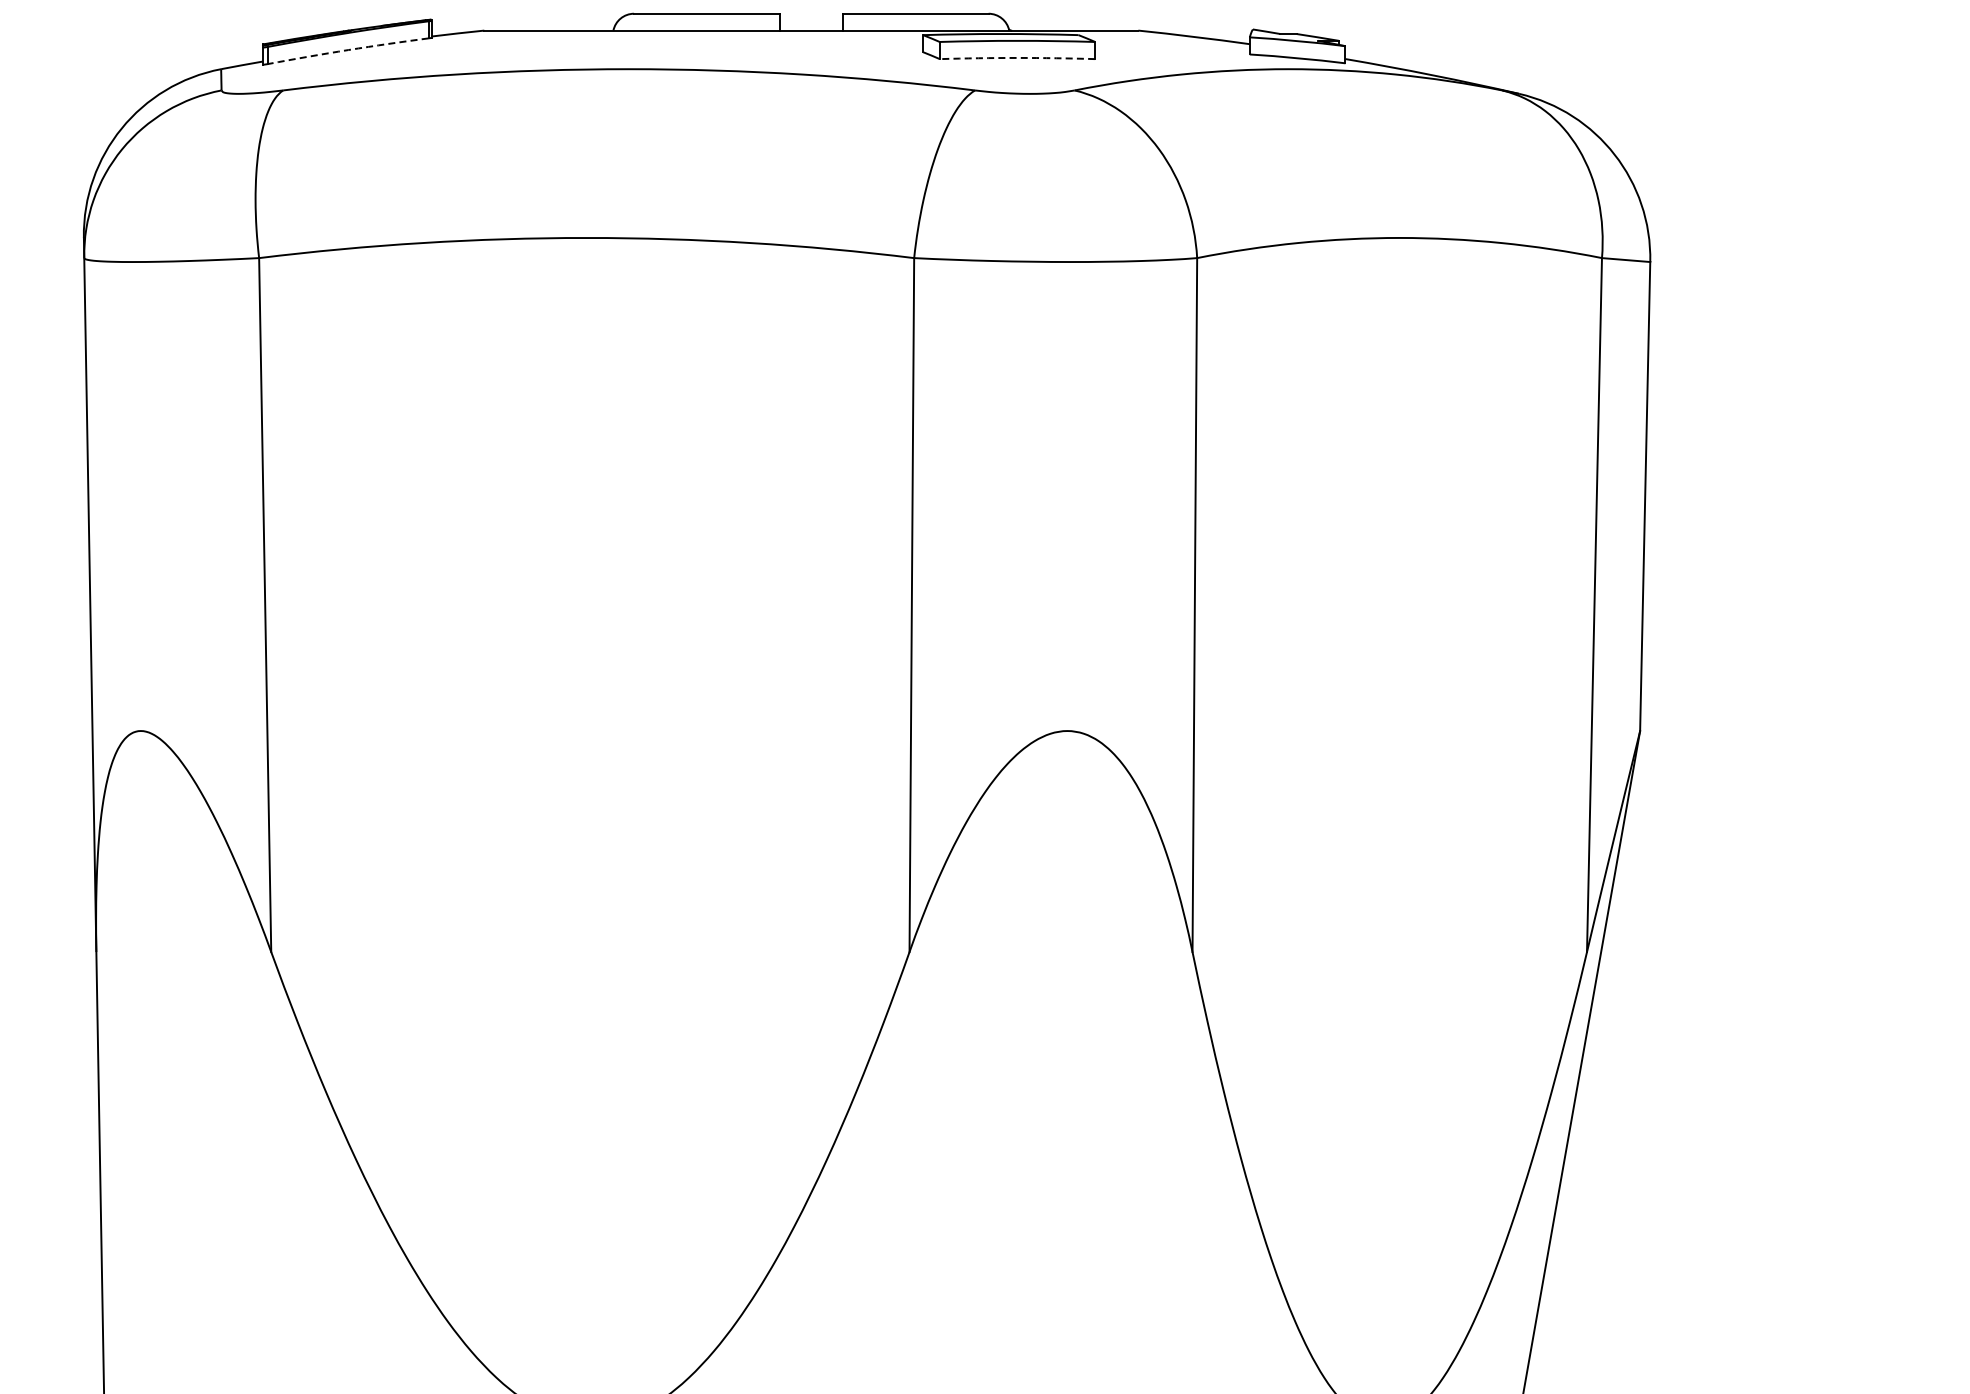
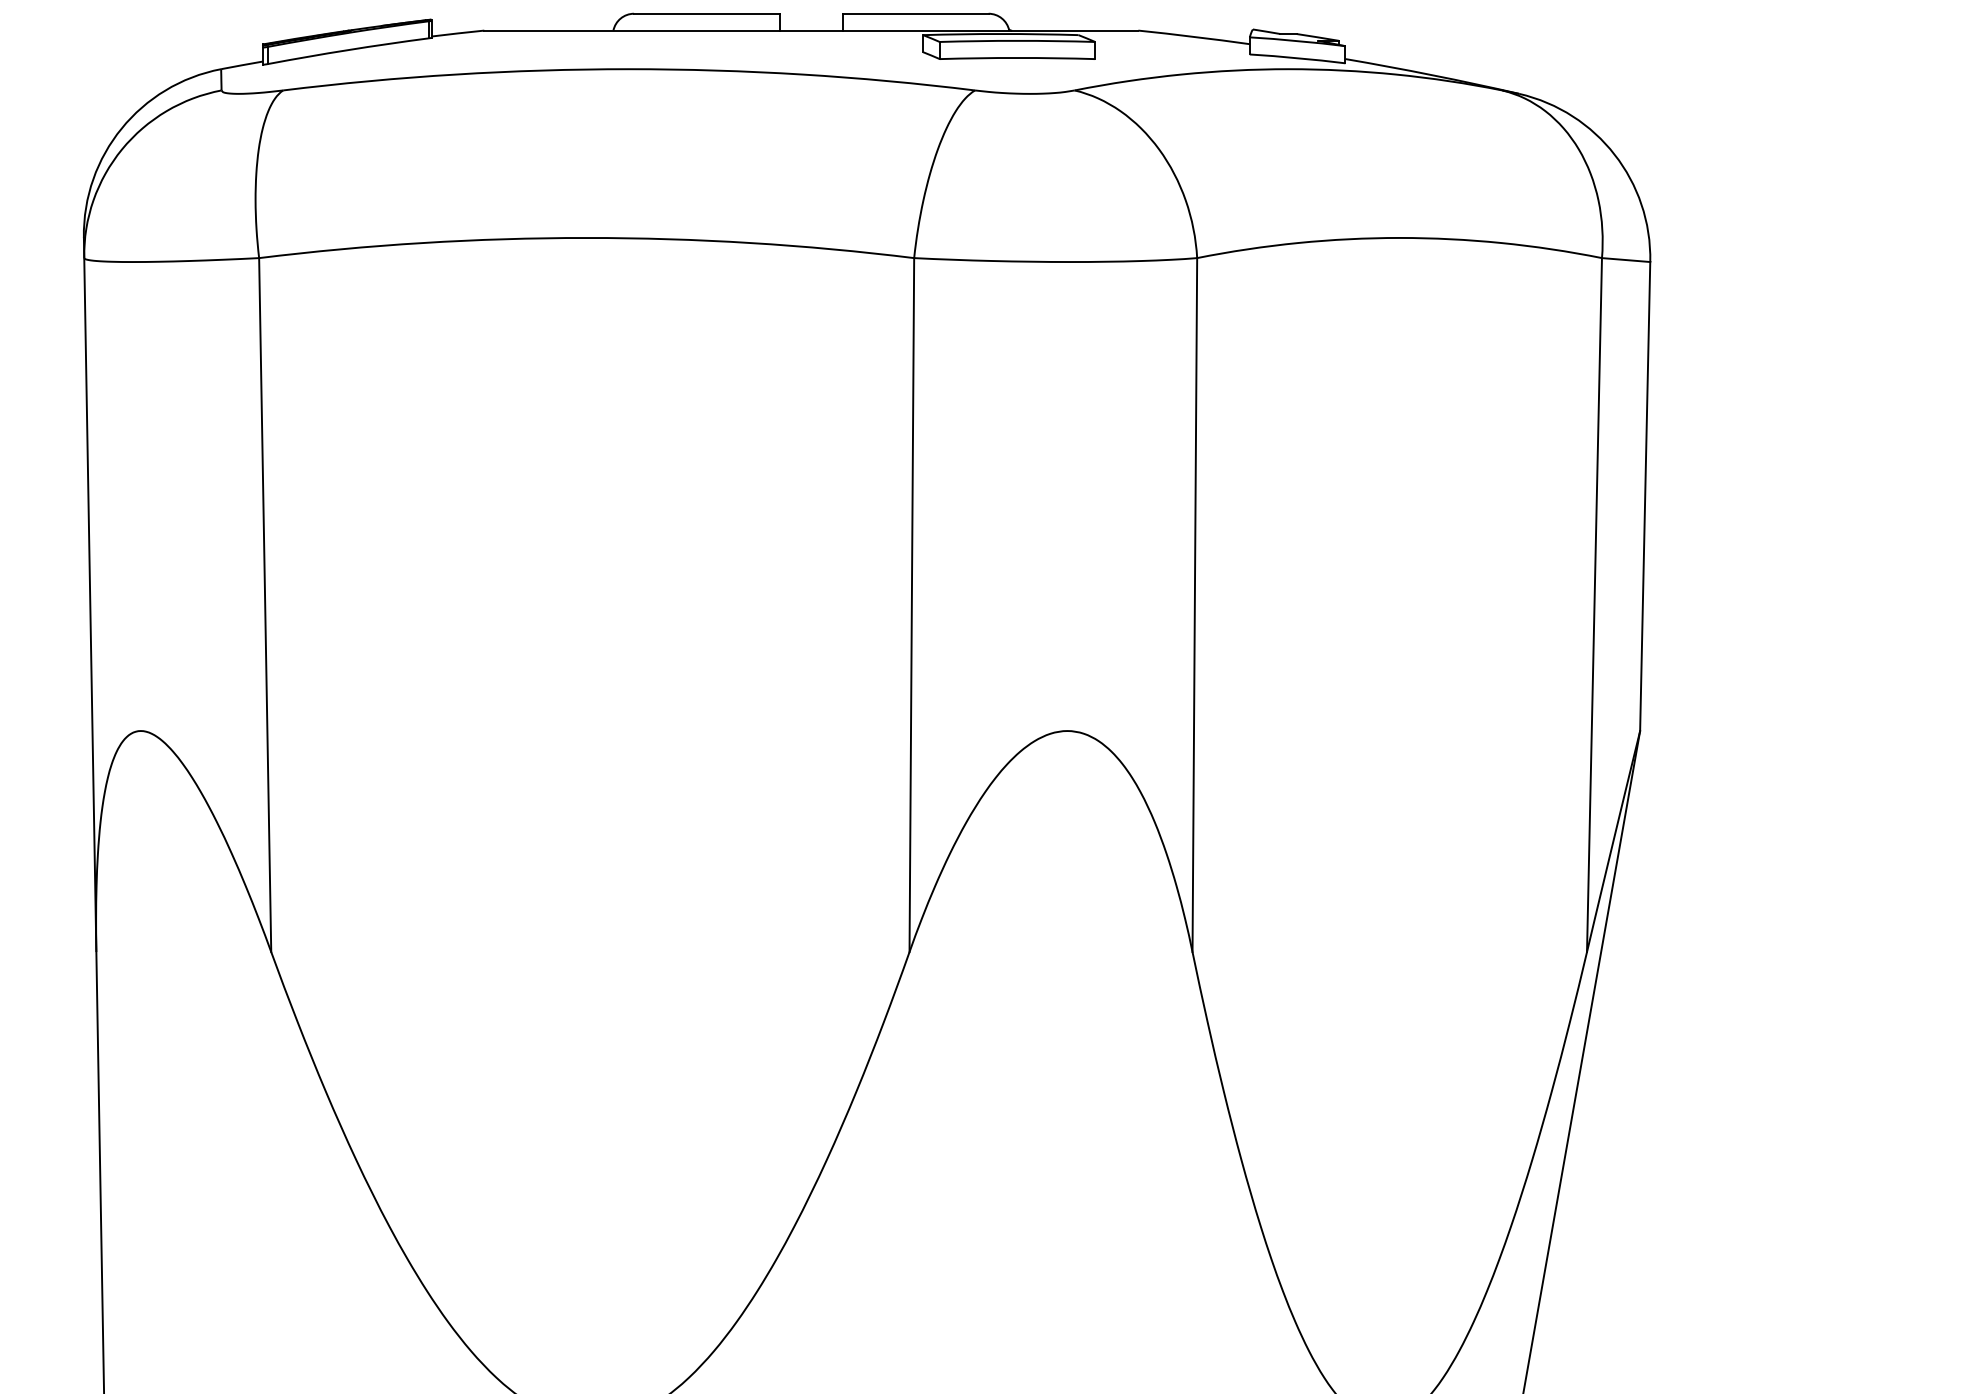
arc: dashed -> solid (348, 50)
arc: dashed -> solid (1017, 57)
